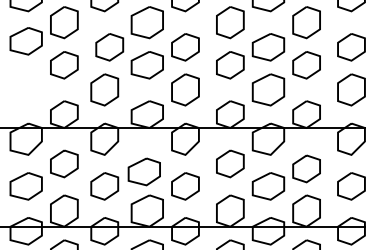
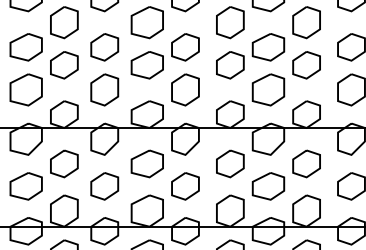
part position: (25, 41) -> (25, 47) (25, 47)
part position: (109, 47) -> (104, 47) (104, 47)
part: none -> present (25, 89)
part position: (306, 168) -> (306, 163) (306, 163)
part position: (143, 171) -> (146, 163) (146, 163)
